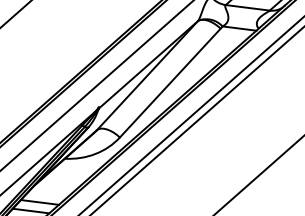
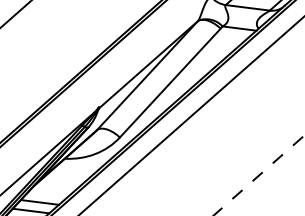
line: present -> none (96, 85)
line: present -> none (197, 120)
line: solid -> dashed (259, 175)
